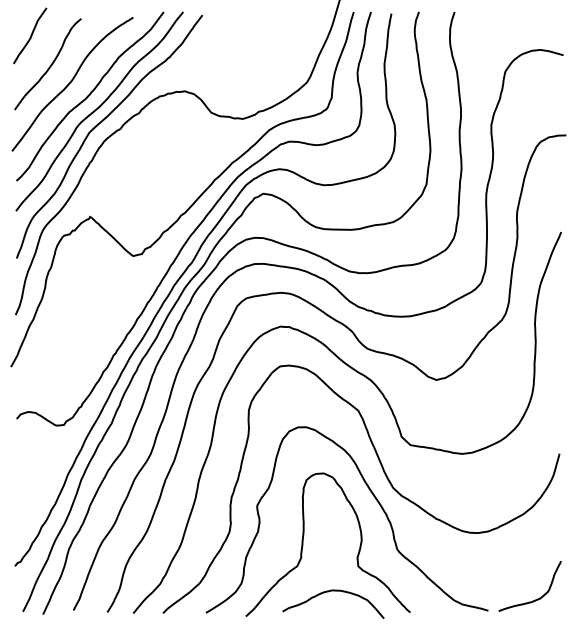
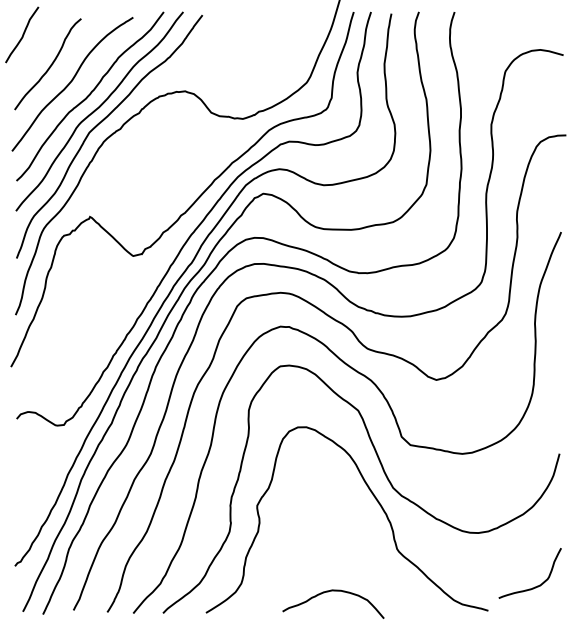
curve position: (30, 35) -> (22, 34) (22, 34)
curve: present -> none (303, 544)
curve position: (534, 599) -> (534, 586) (534, 586)
